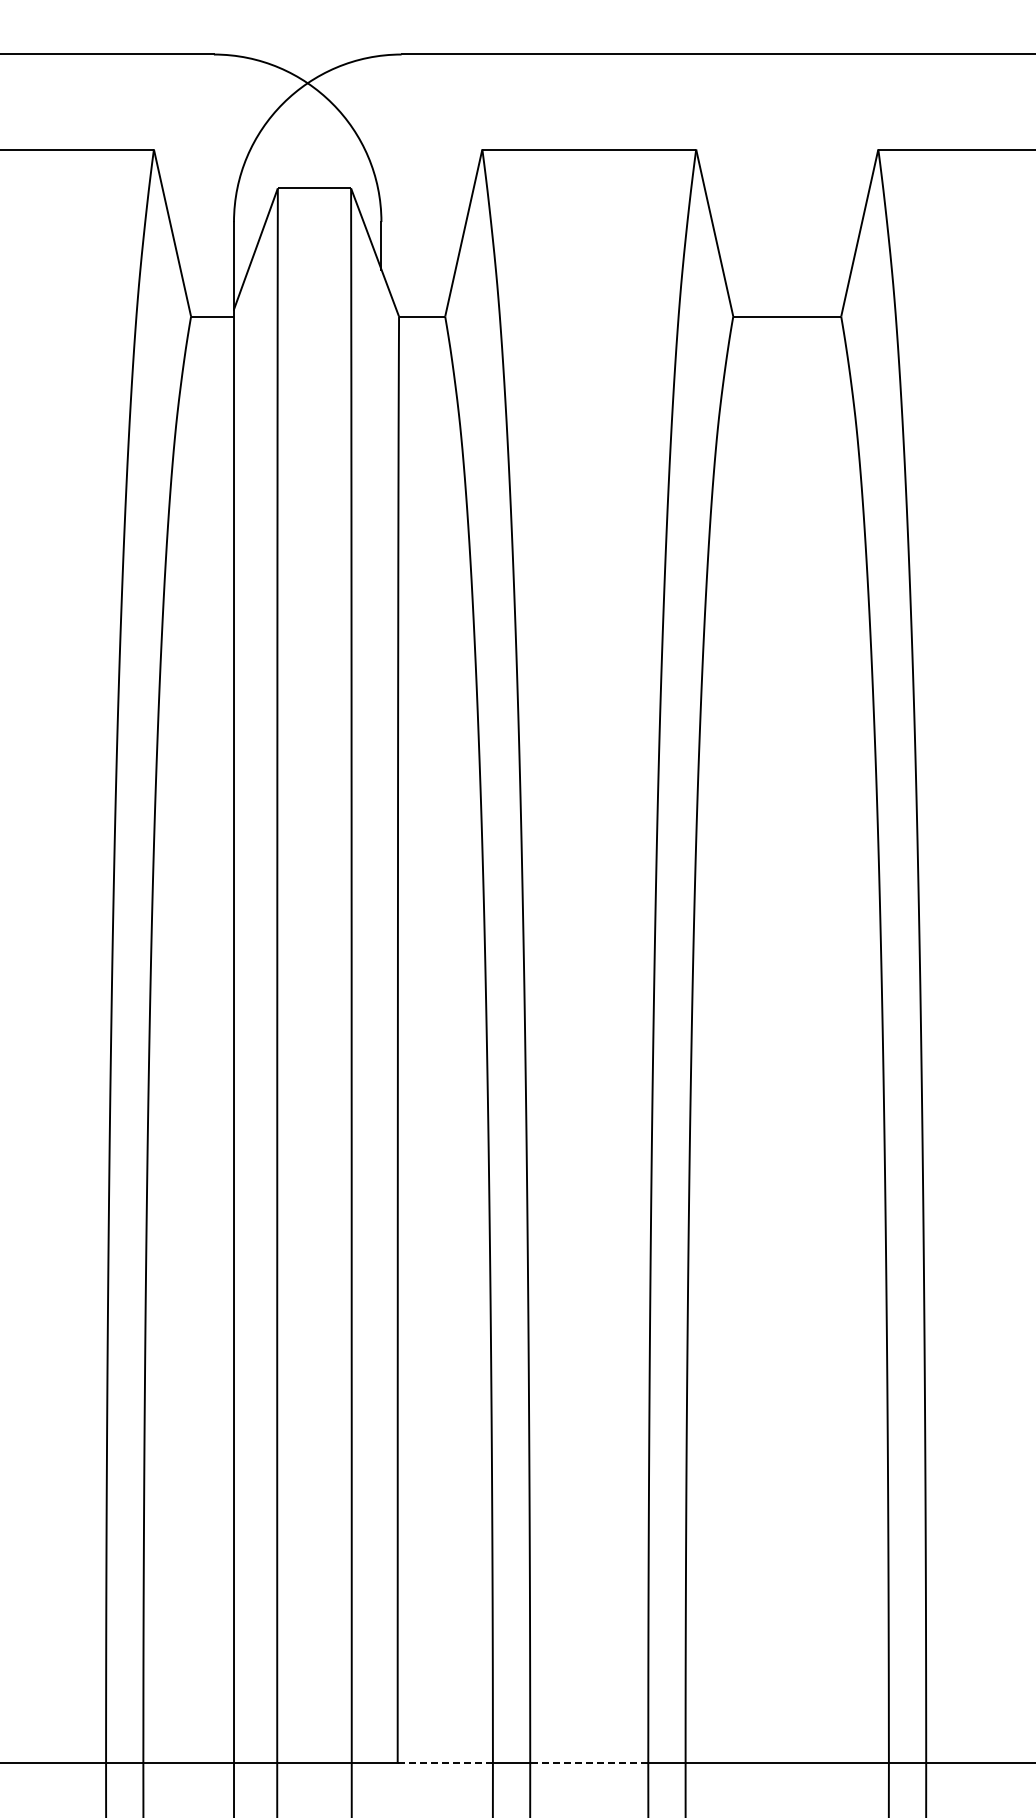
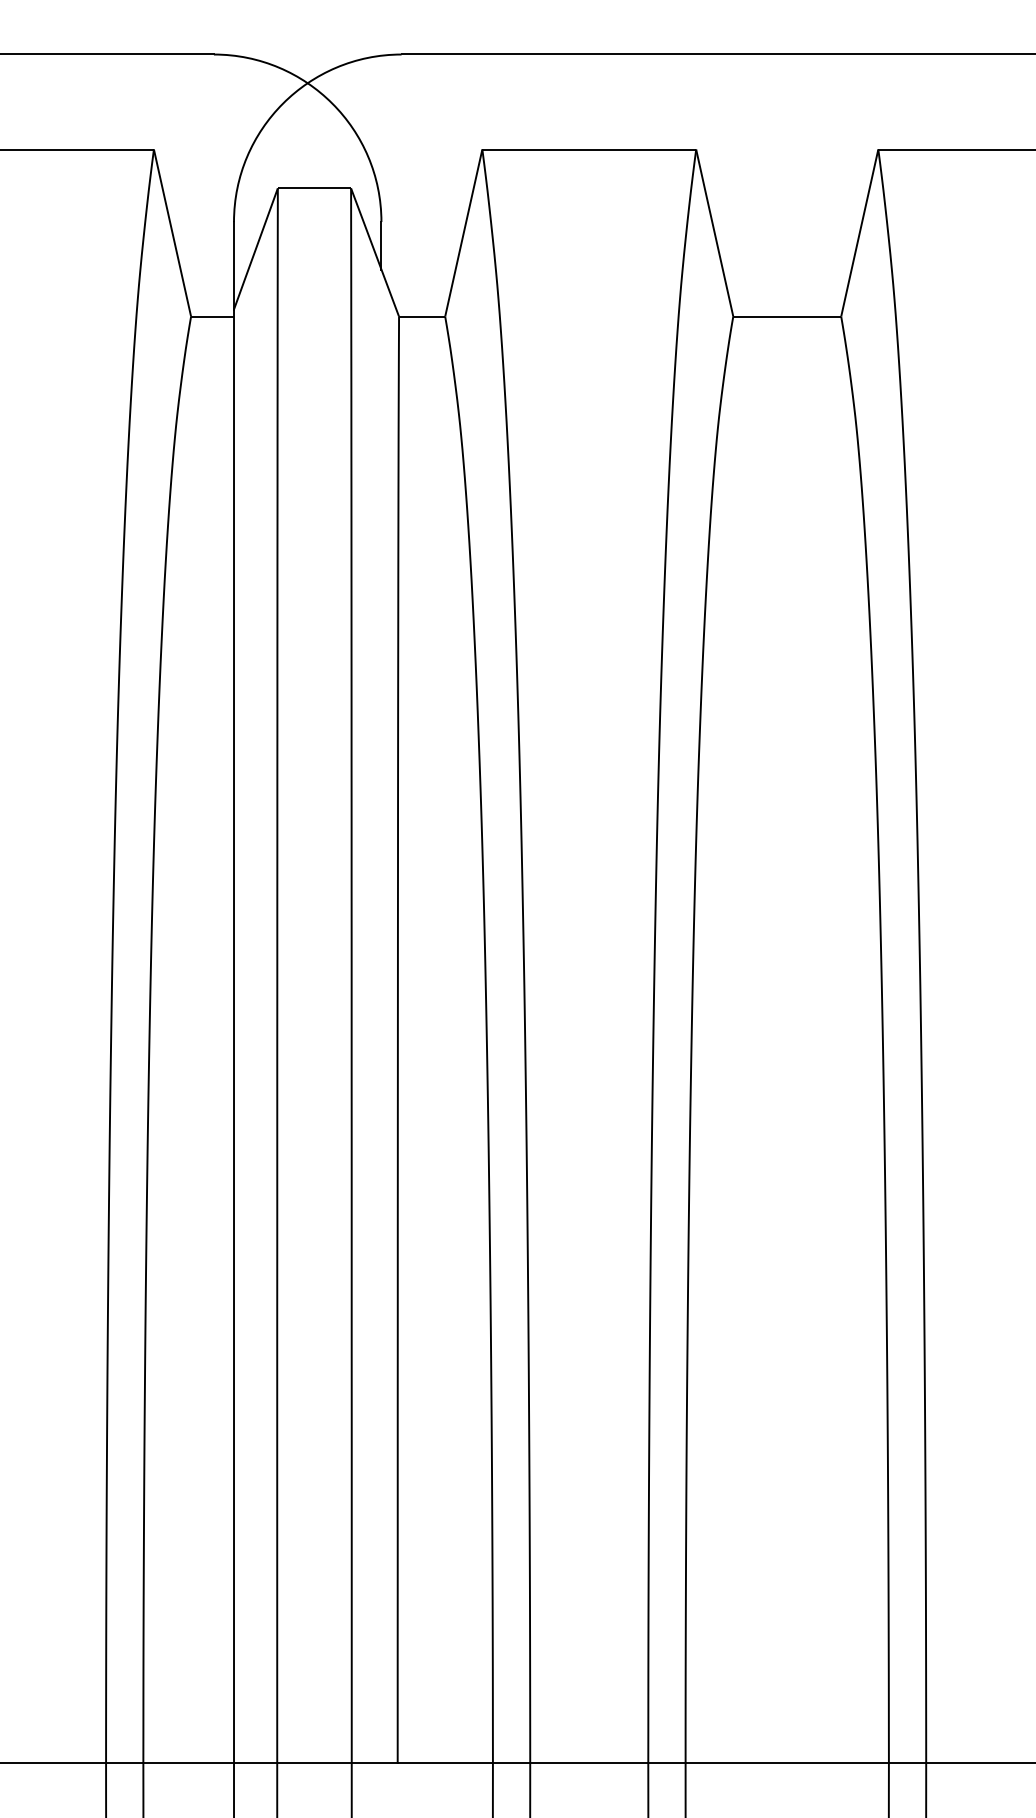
line: dashed -> solid (445, 1763)
line: dashed -> solid (588, 1763)
